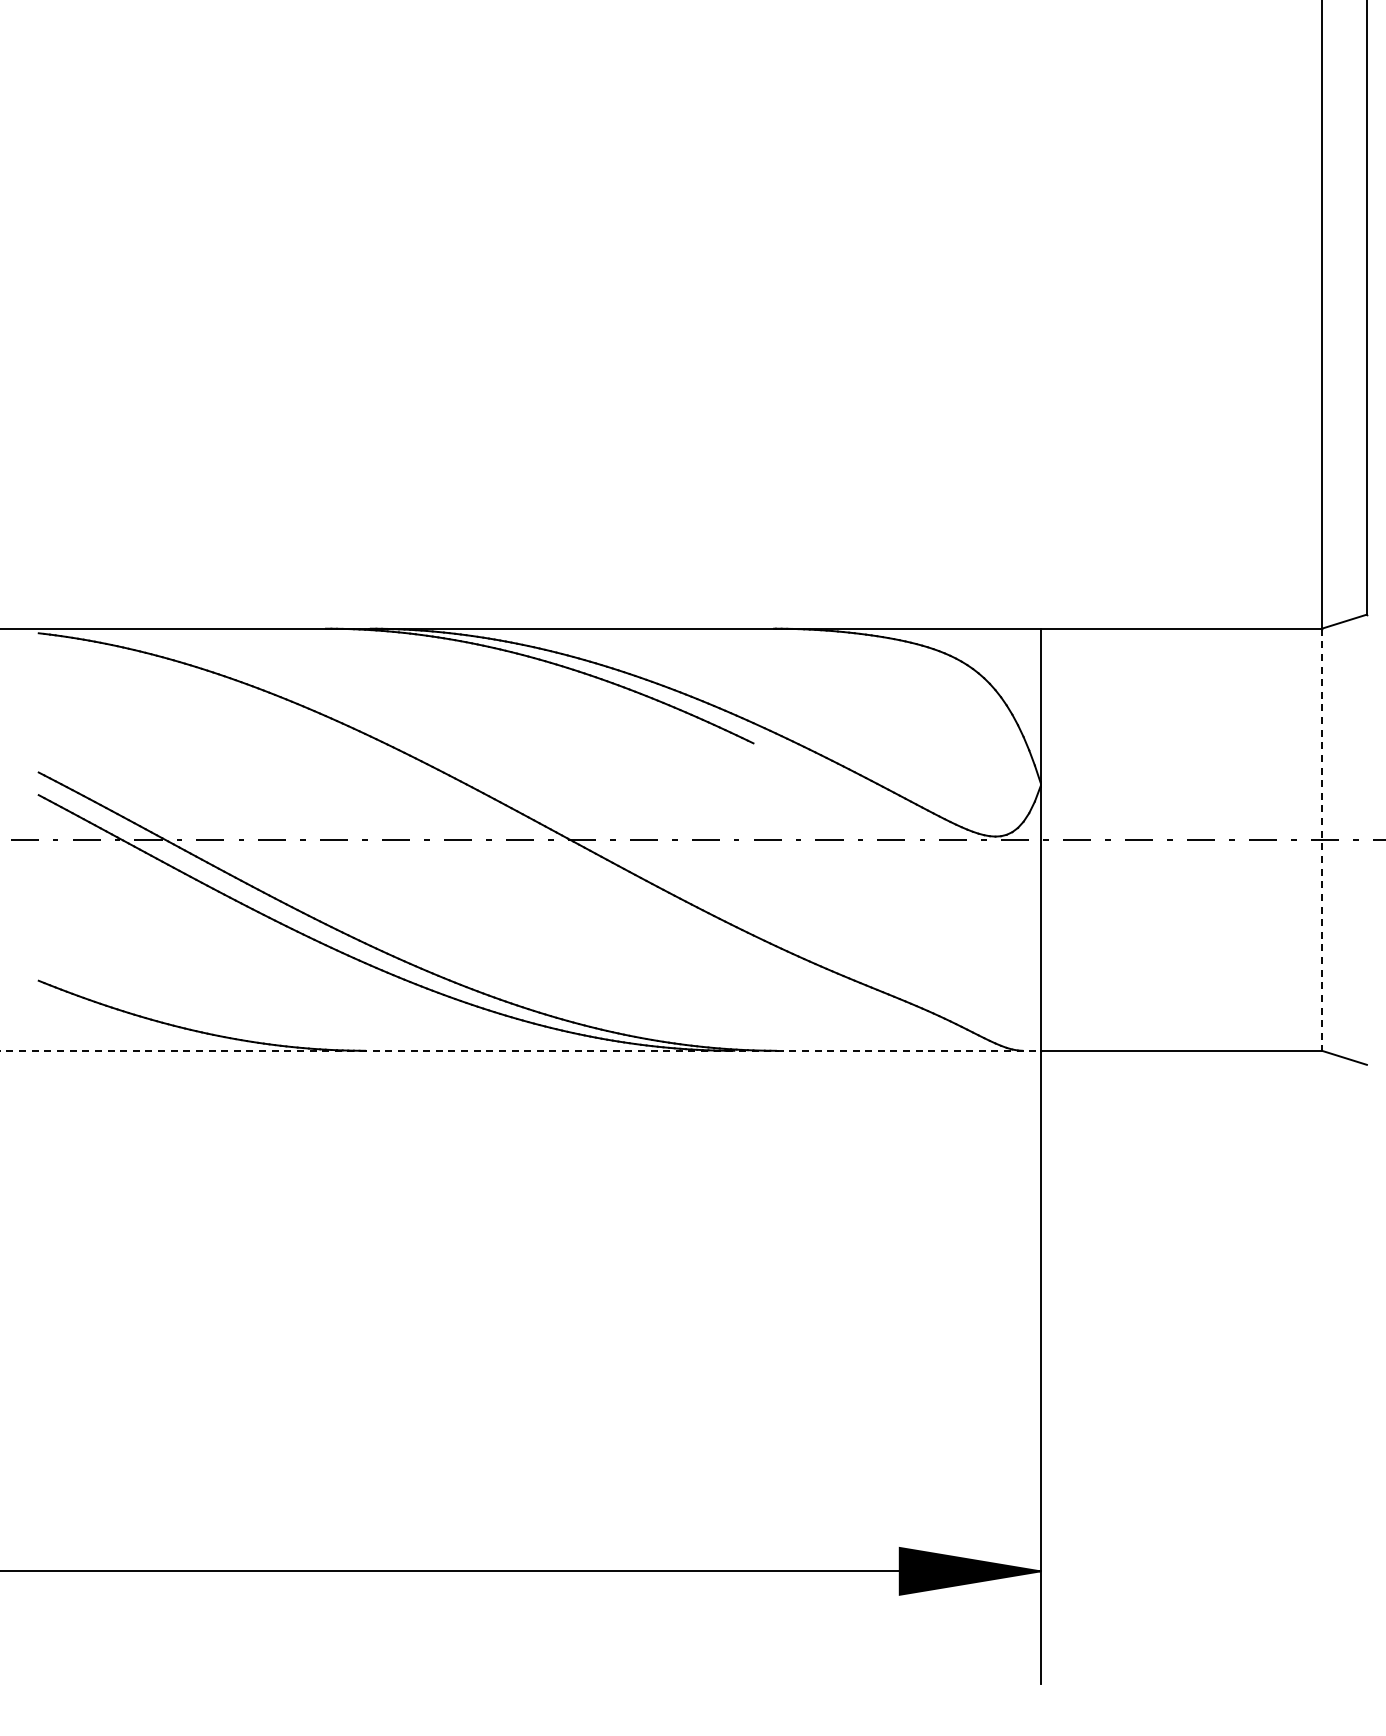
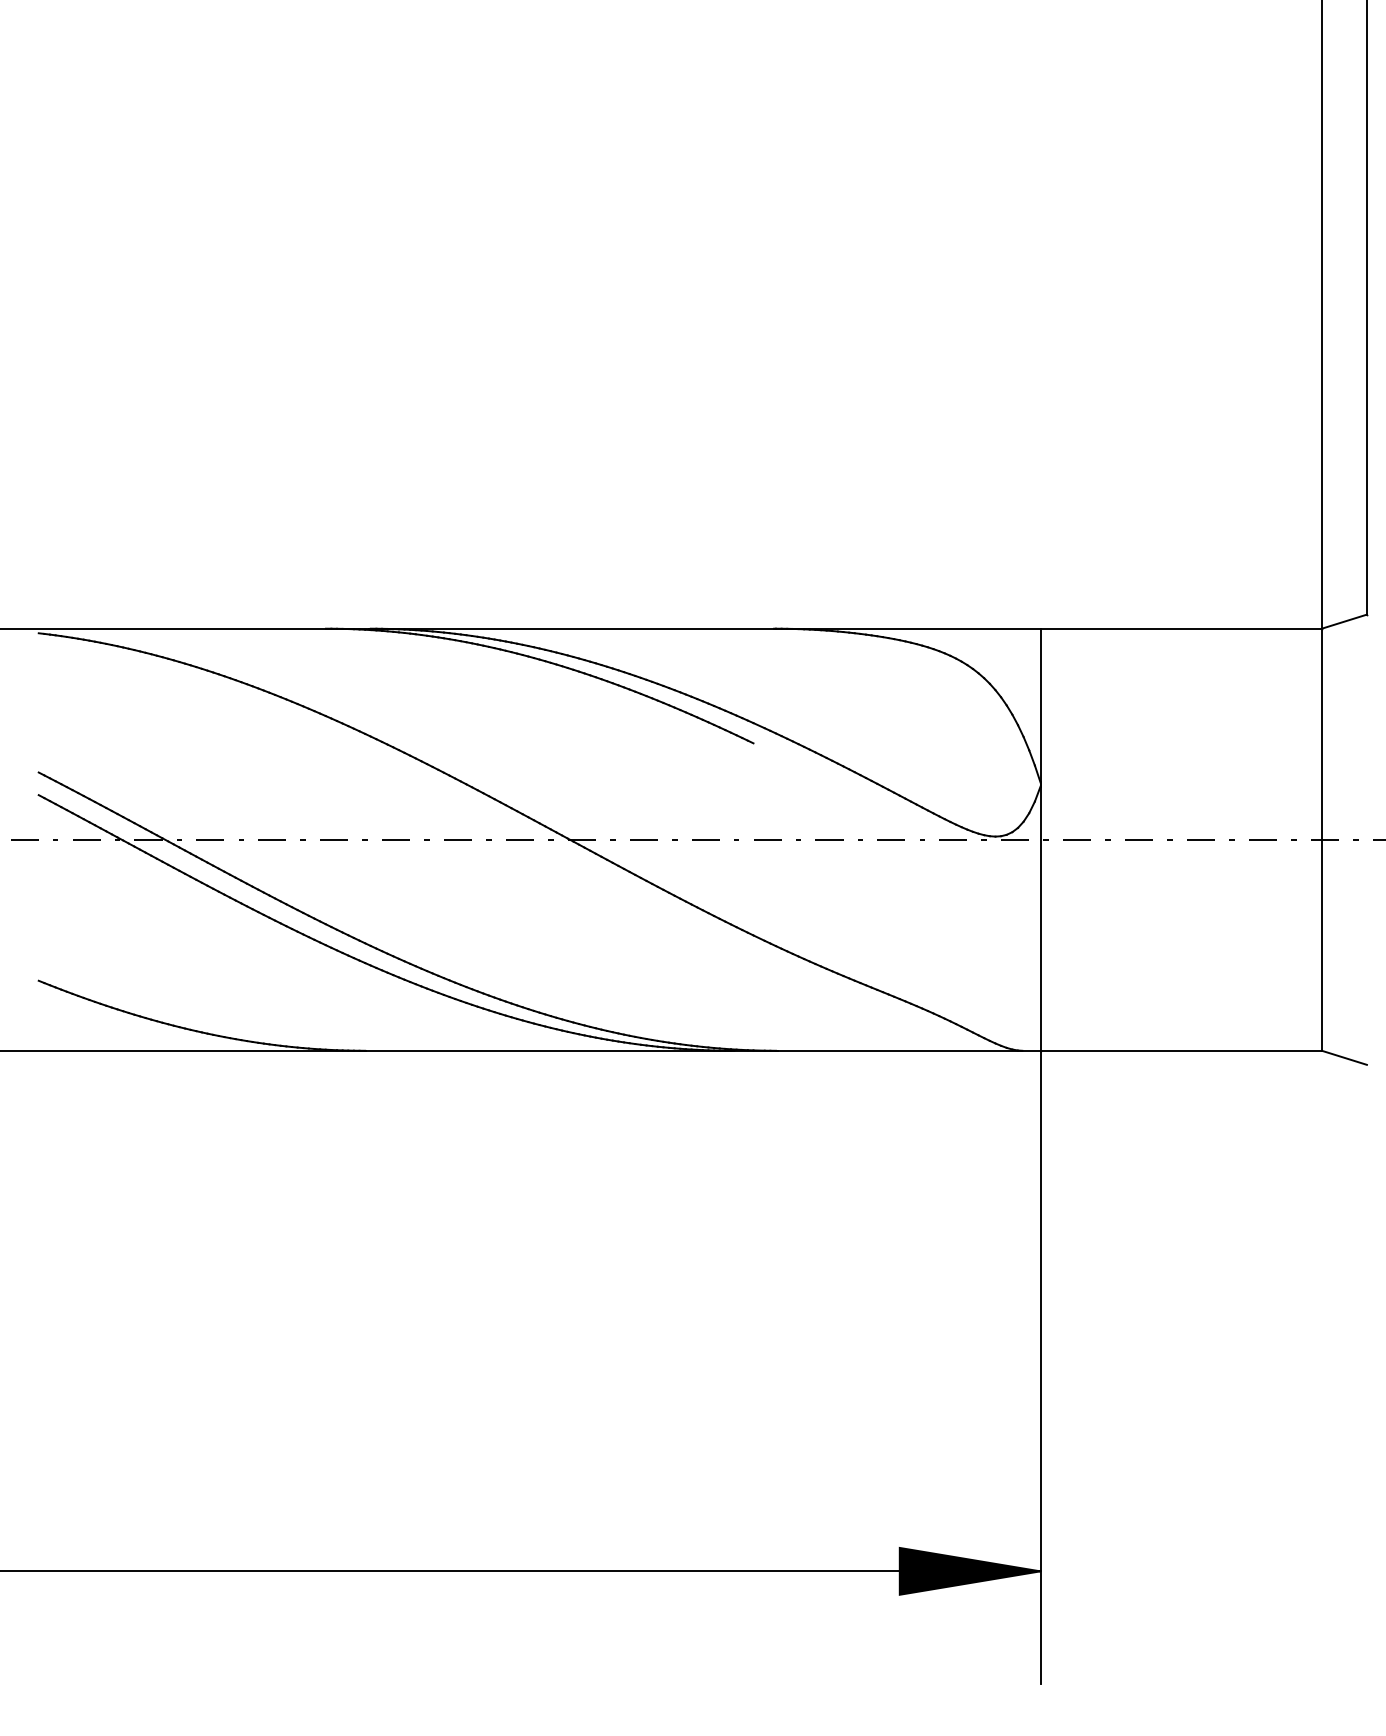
line: dashed -> solid (1321, 840)
line: dashed -> solid (520, 1050)
